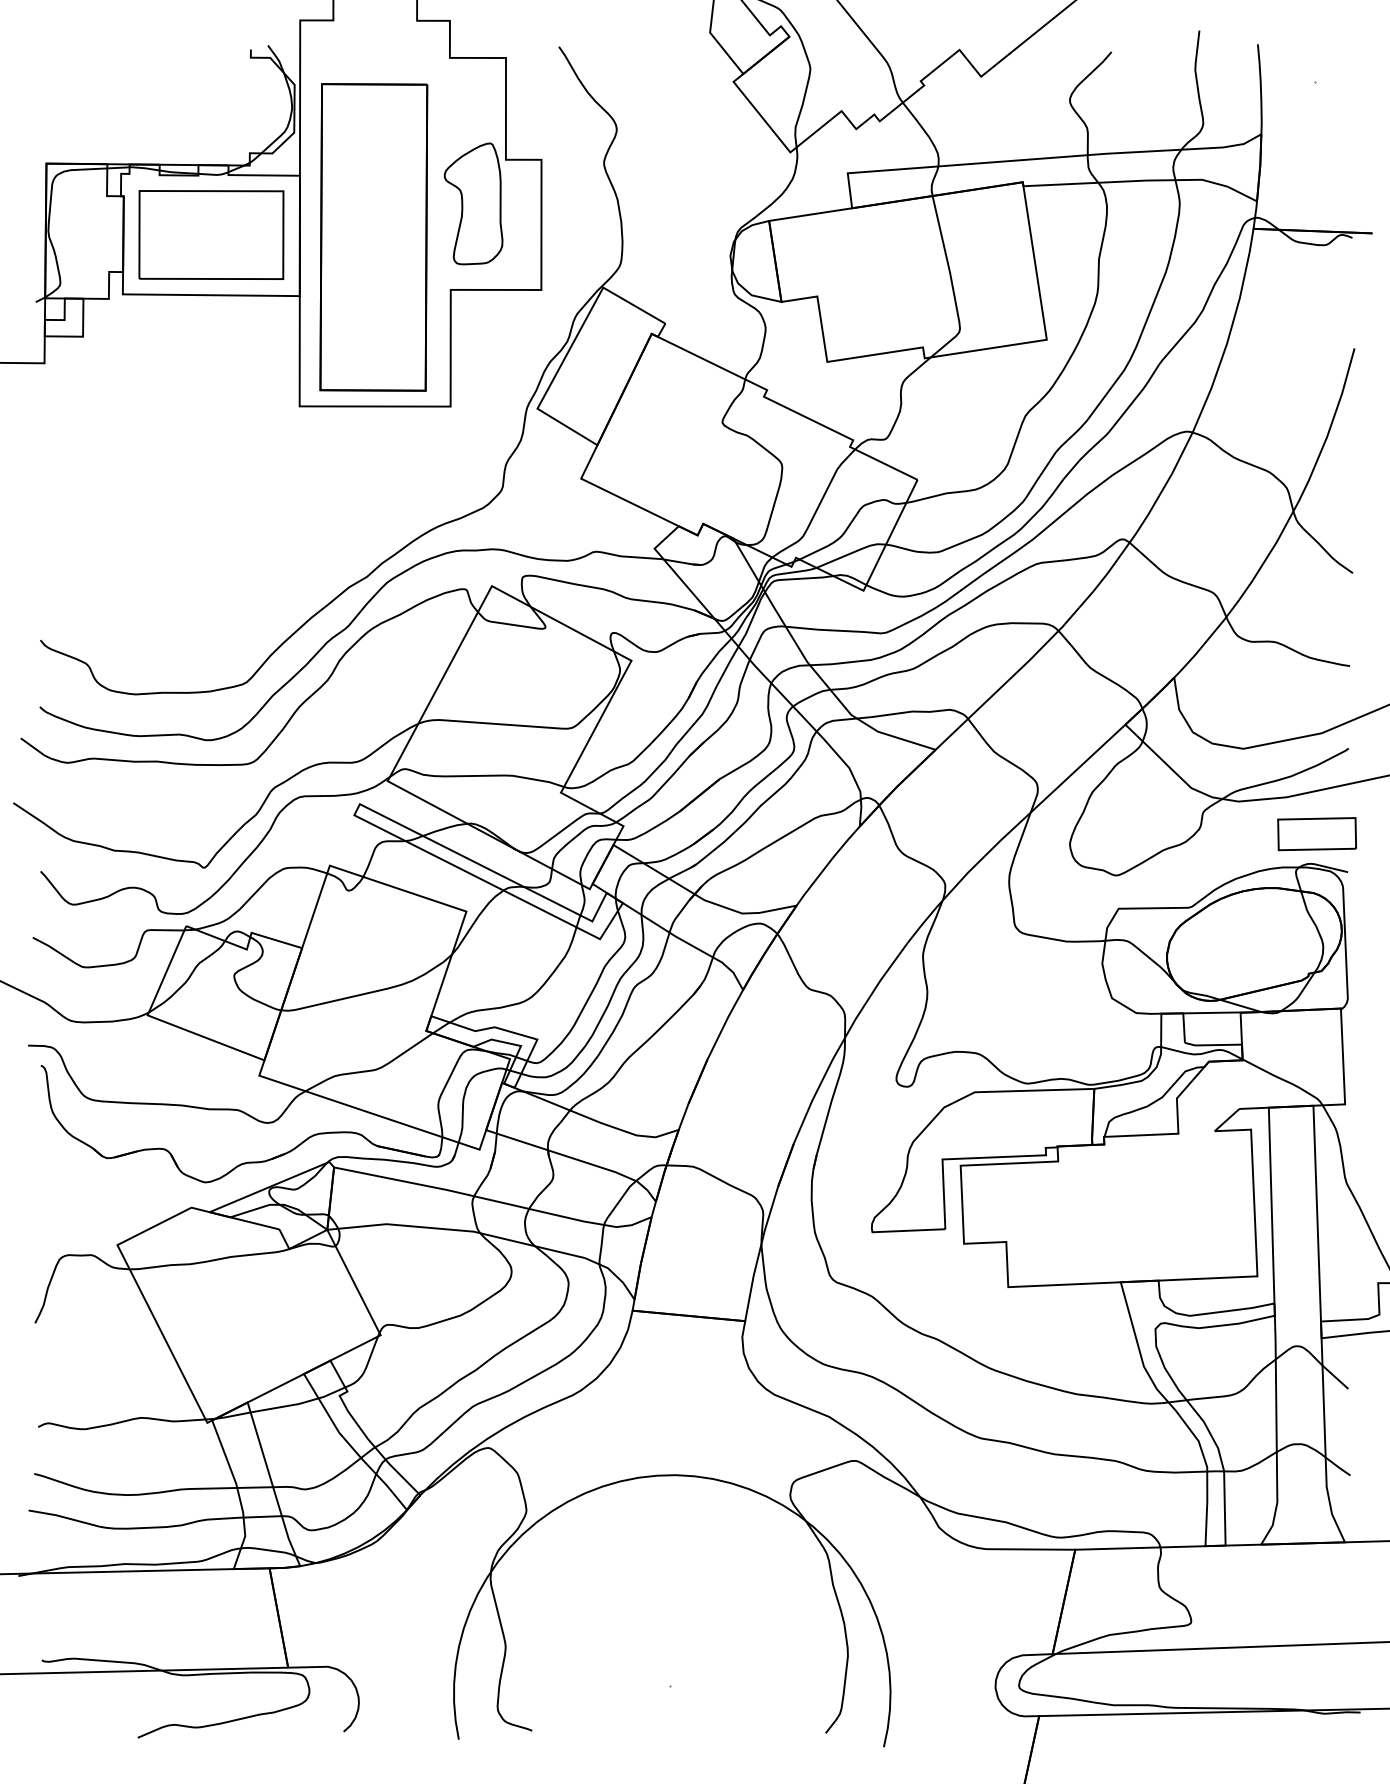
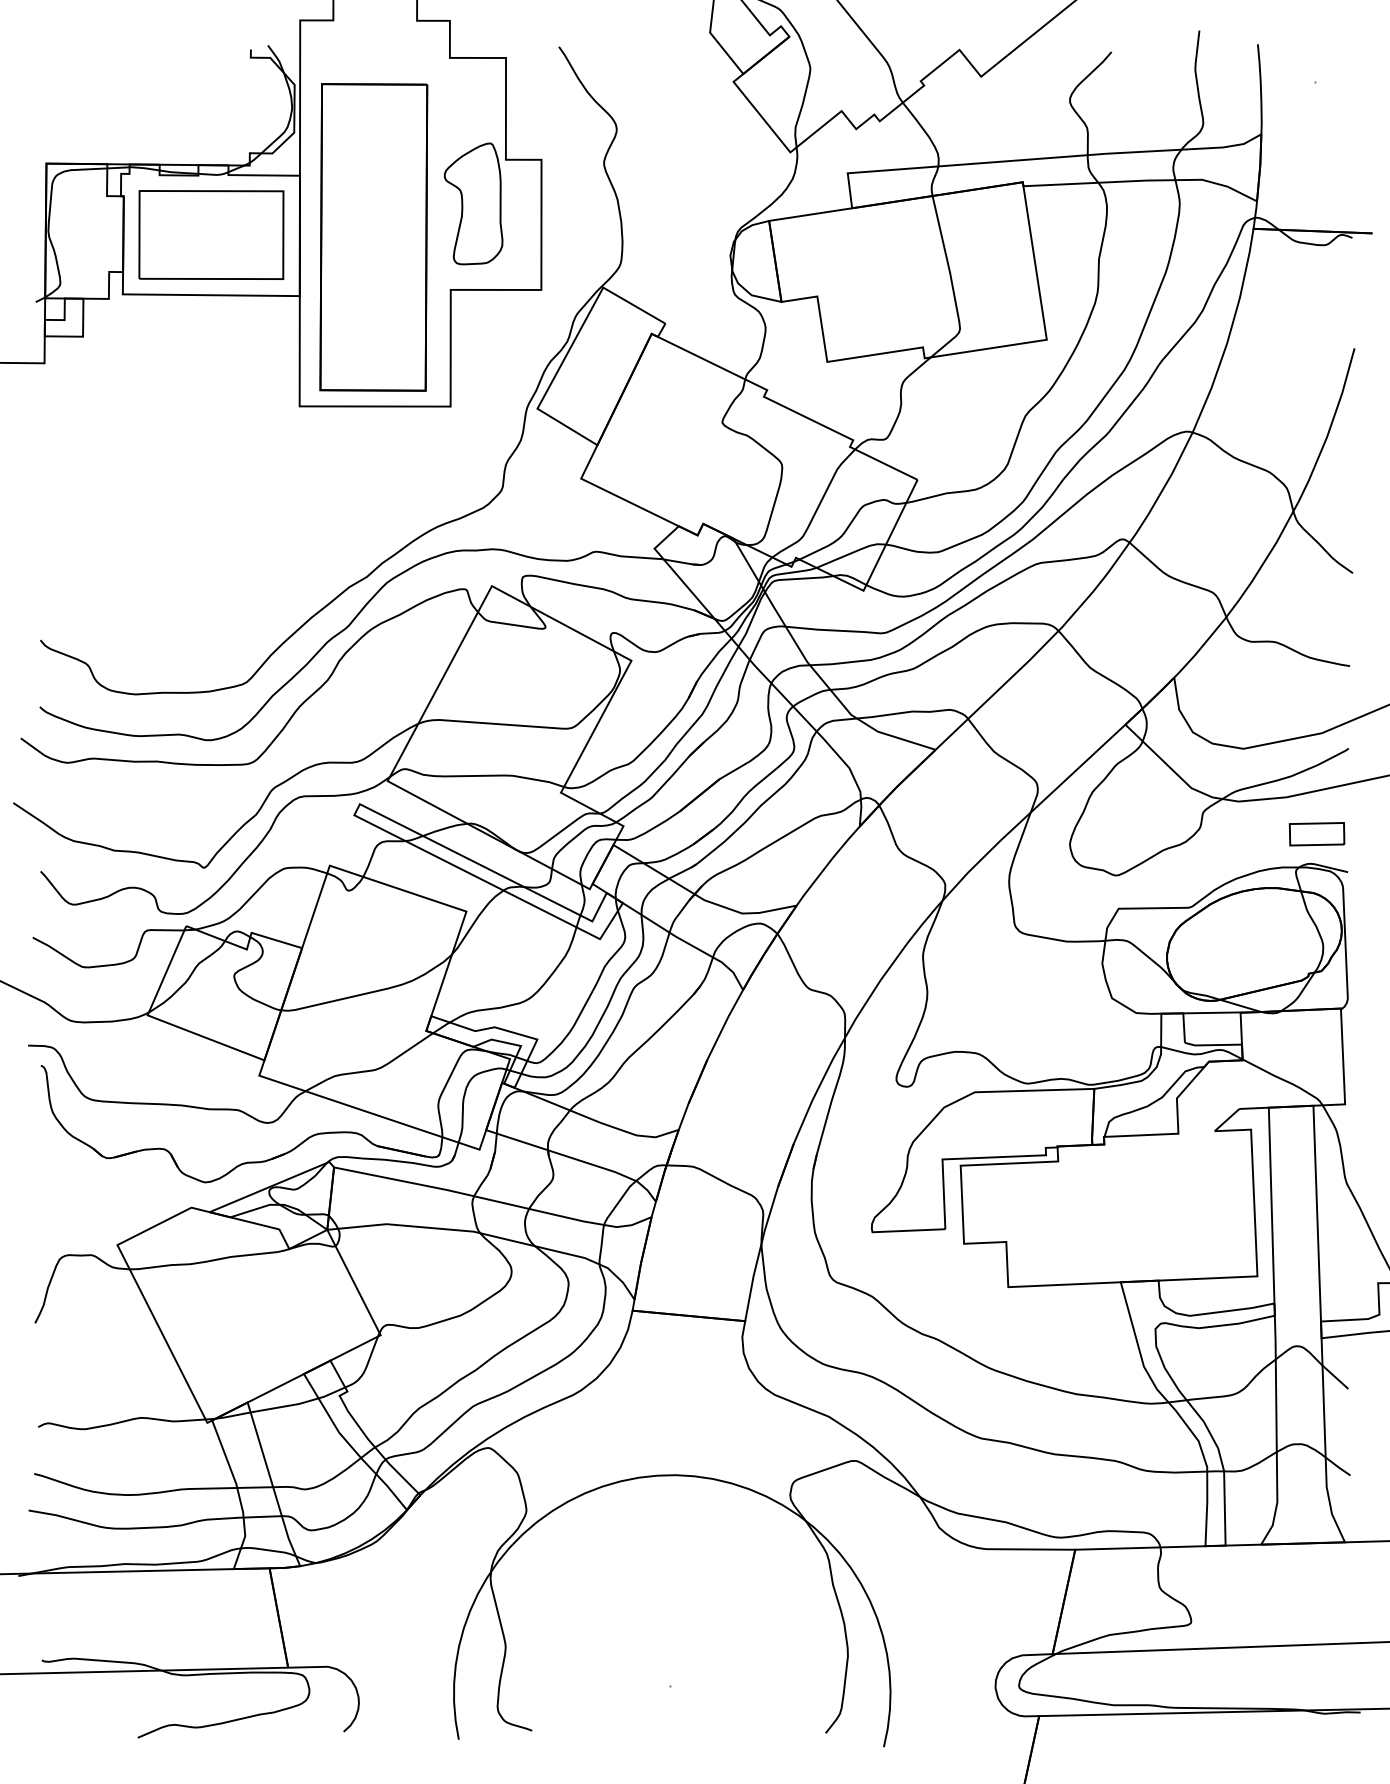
part size: 80x35 px -> 58x25 px (1316, 834)
